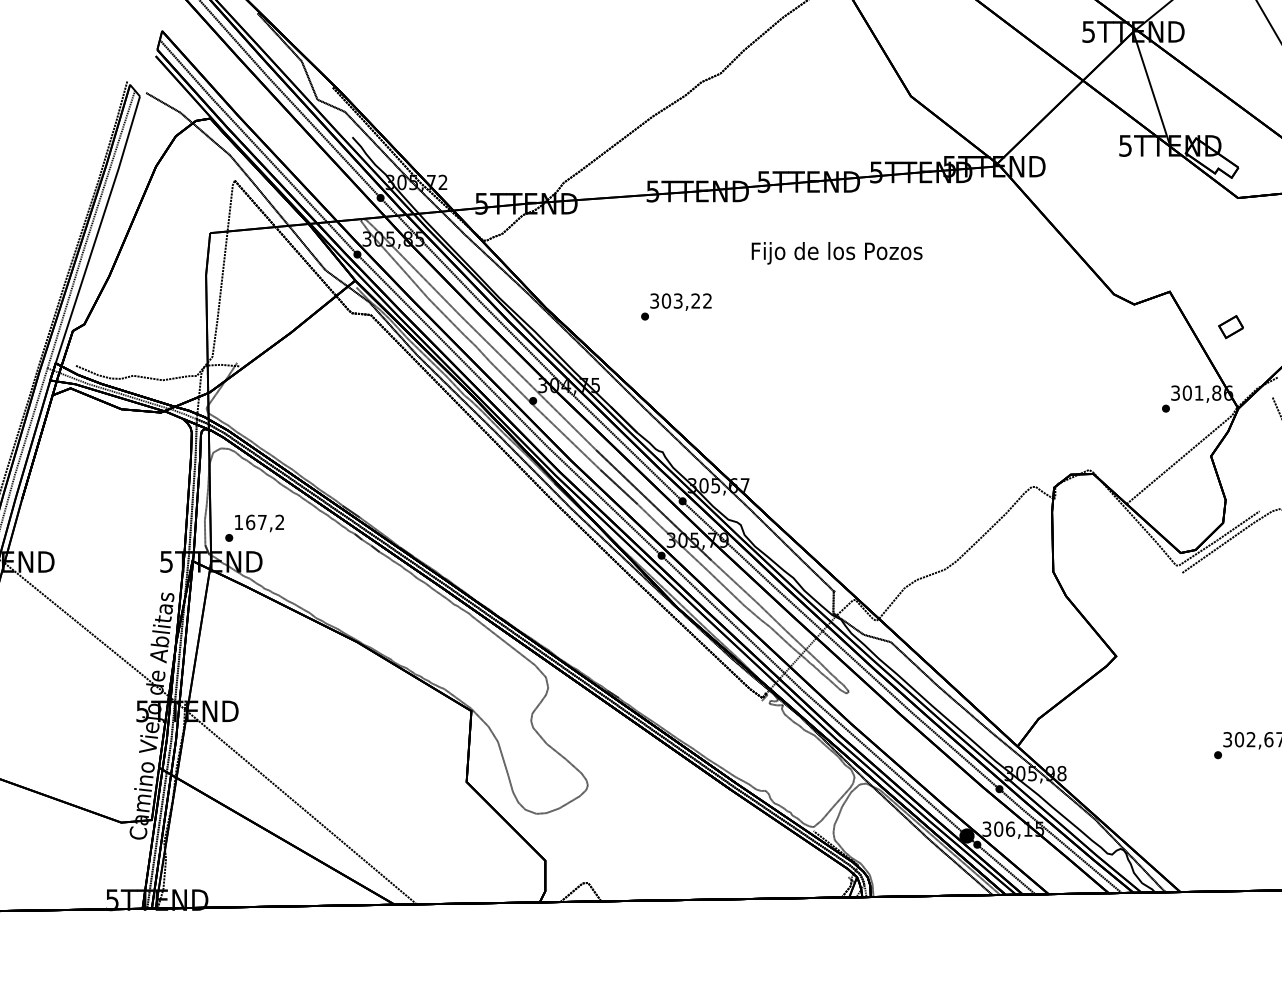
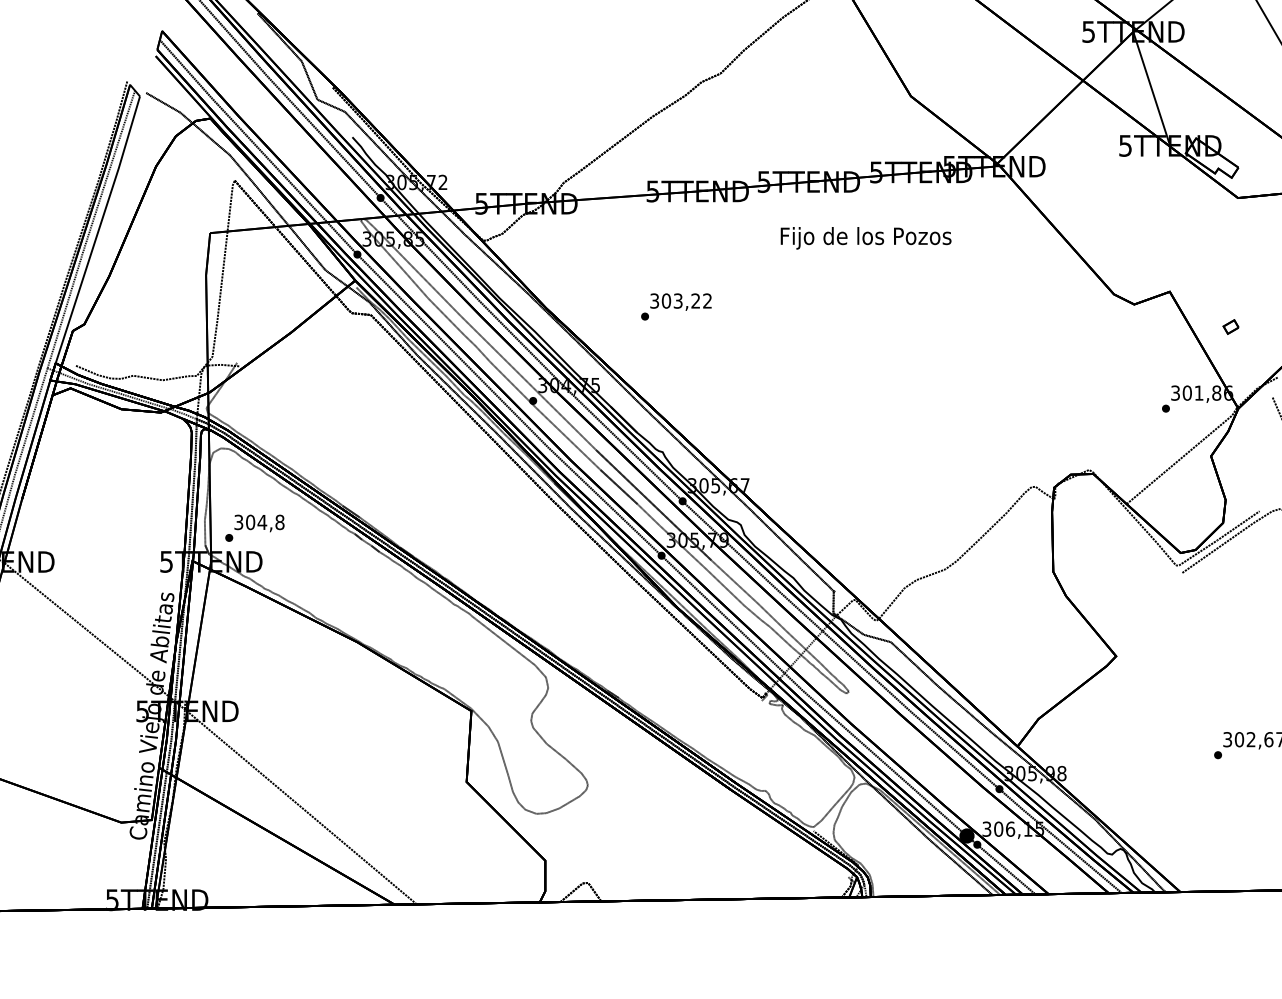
text position: (836, 253) -> (865, 238) (865, 238)
part size: 26x25 px -> 18x16 px (1230, 326)
text: 167,2 -> 304,8 (259, 522)
